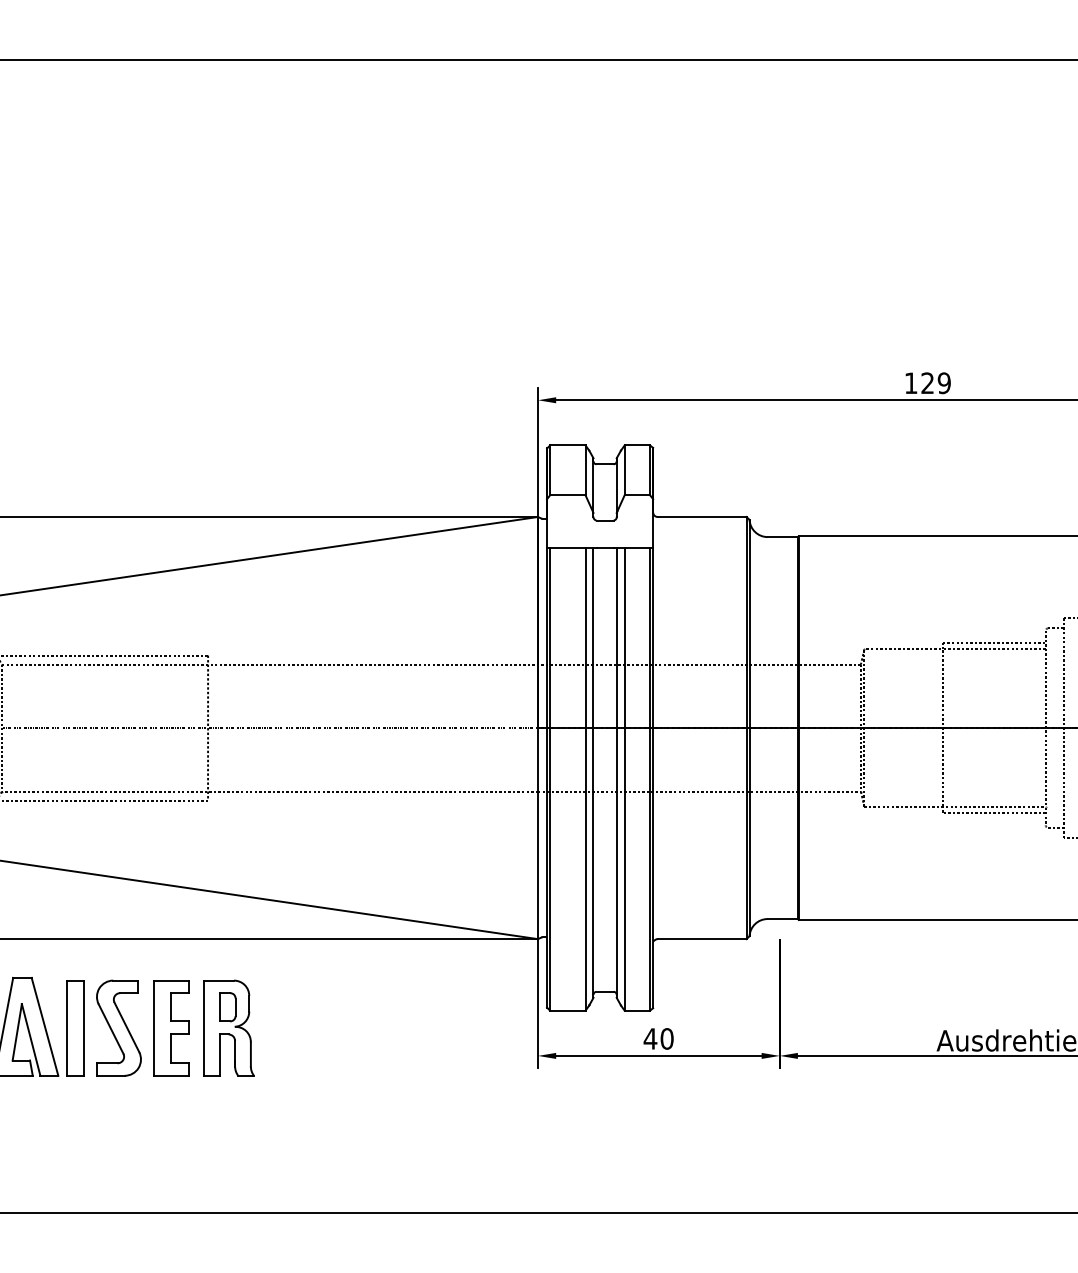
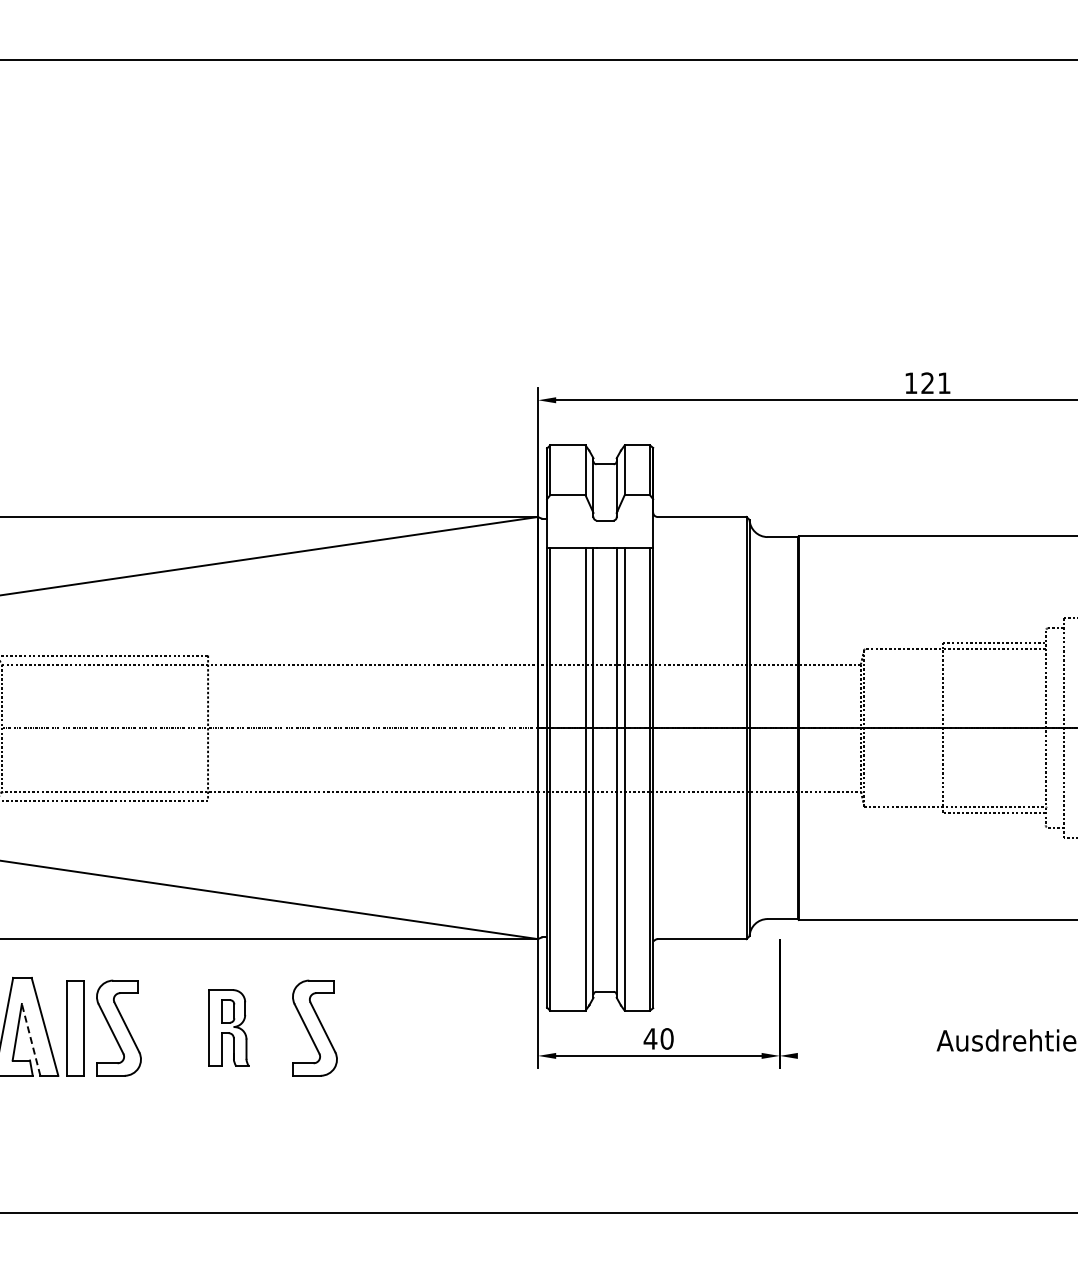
text: 129 -> 121 (943, 383)
part size: 52x98 px -> 42x78 px (228, 1027)
part: none -> present (314, 1027)
part: present -> none (171, 1028)
line: solid -> dashed (31, 1039)
line: present -> none (935, 1055)
